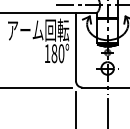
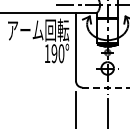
text: 180° -> 190° (54, 53)
line: present -> none (36, 87)
line: solid -> dashed (106, 87)
